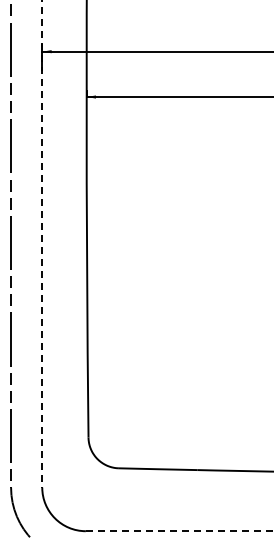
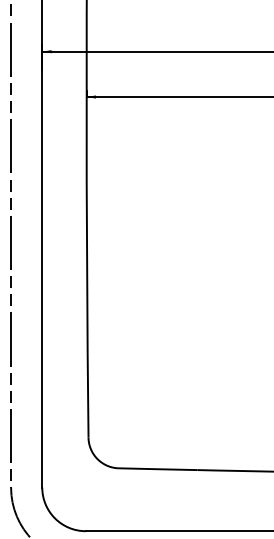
line: dashed -> solid (42, 243)
line: dashed -> solid (179, 531)
